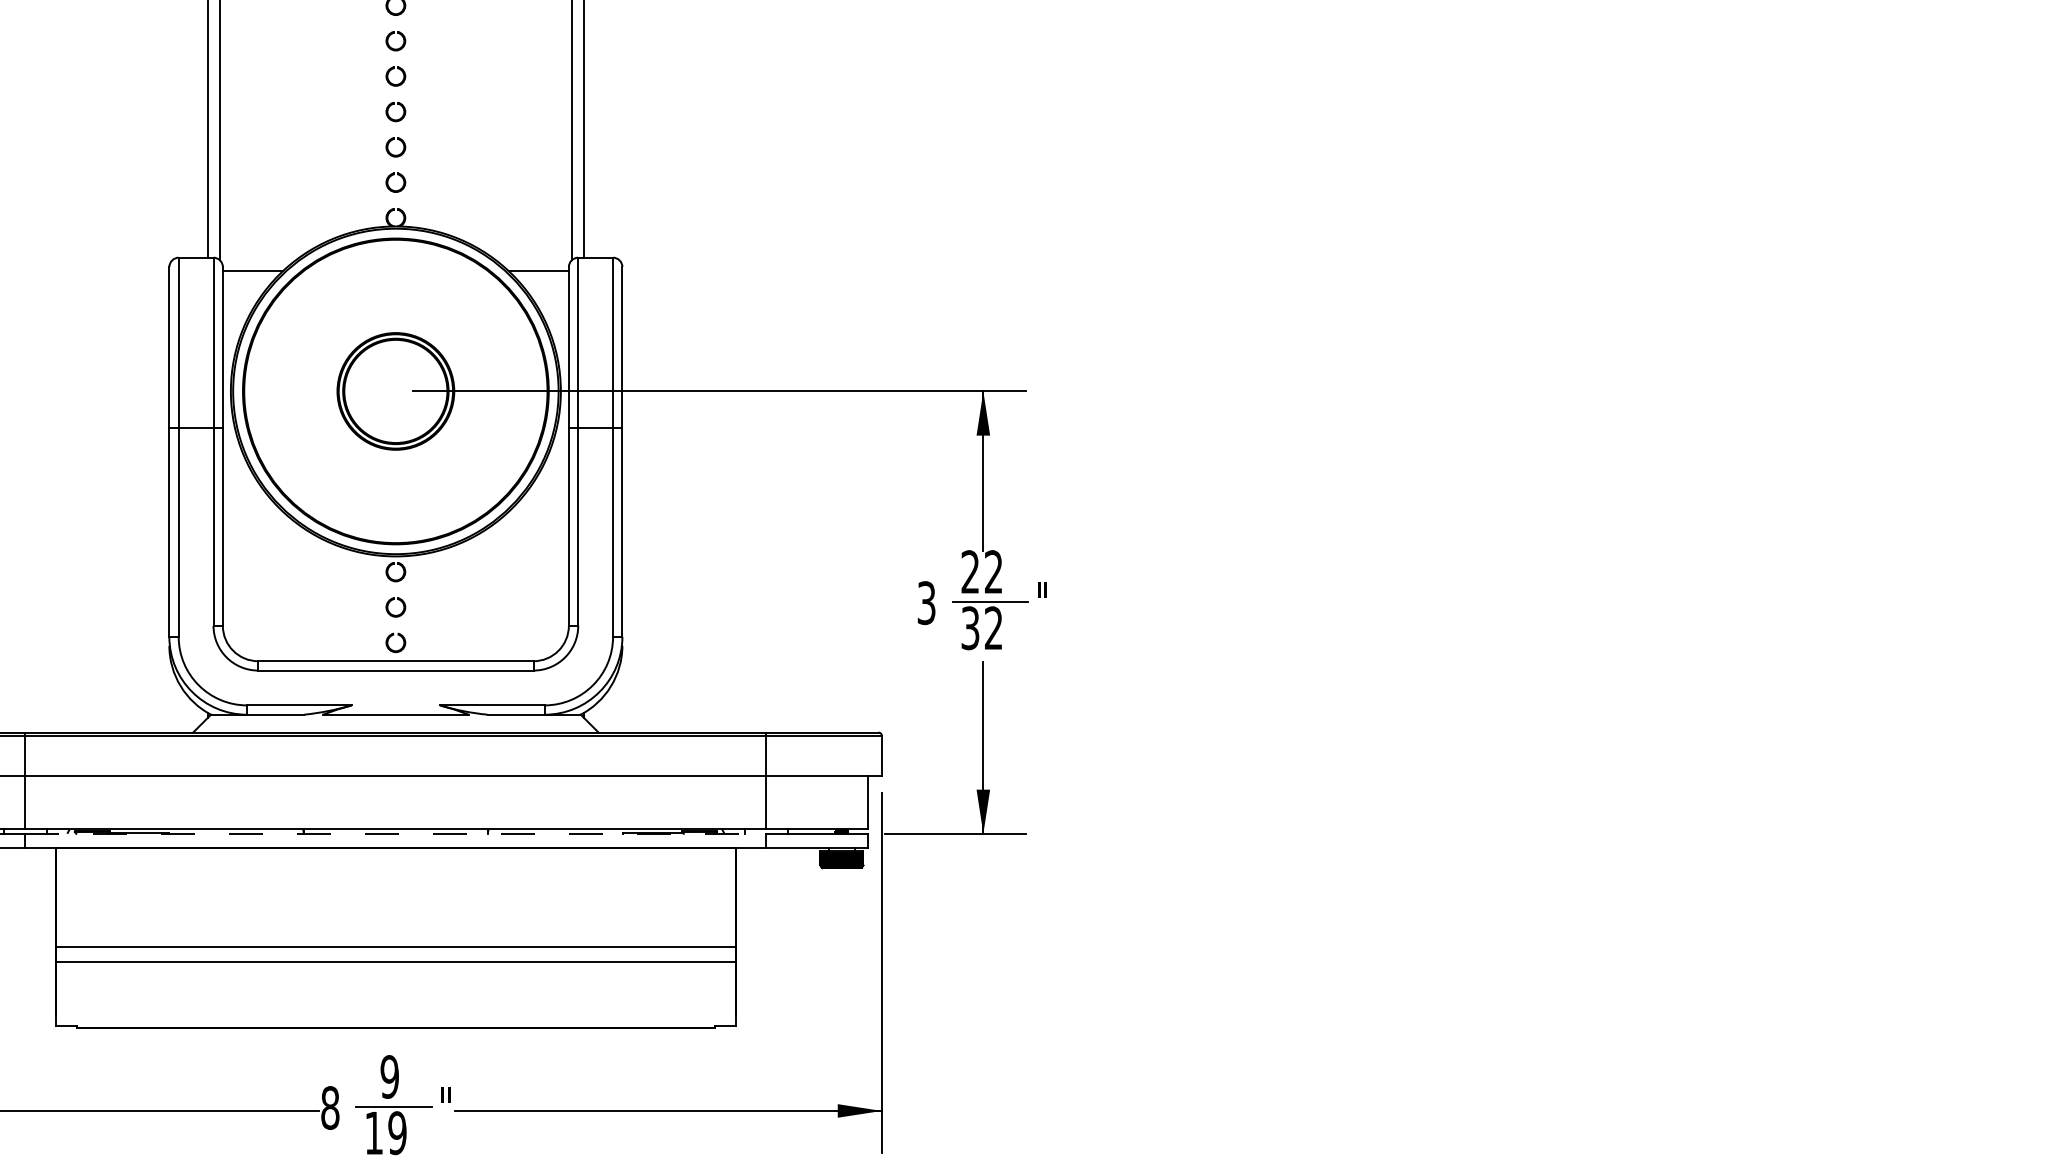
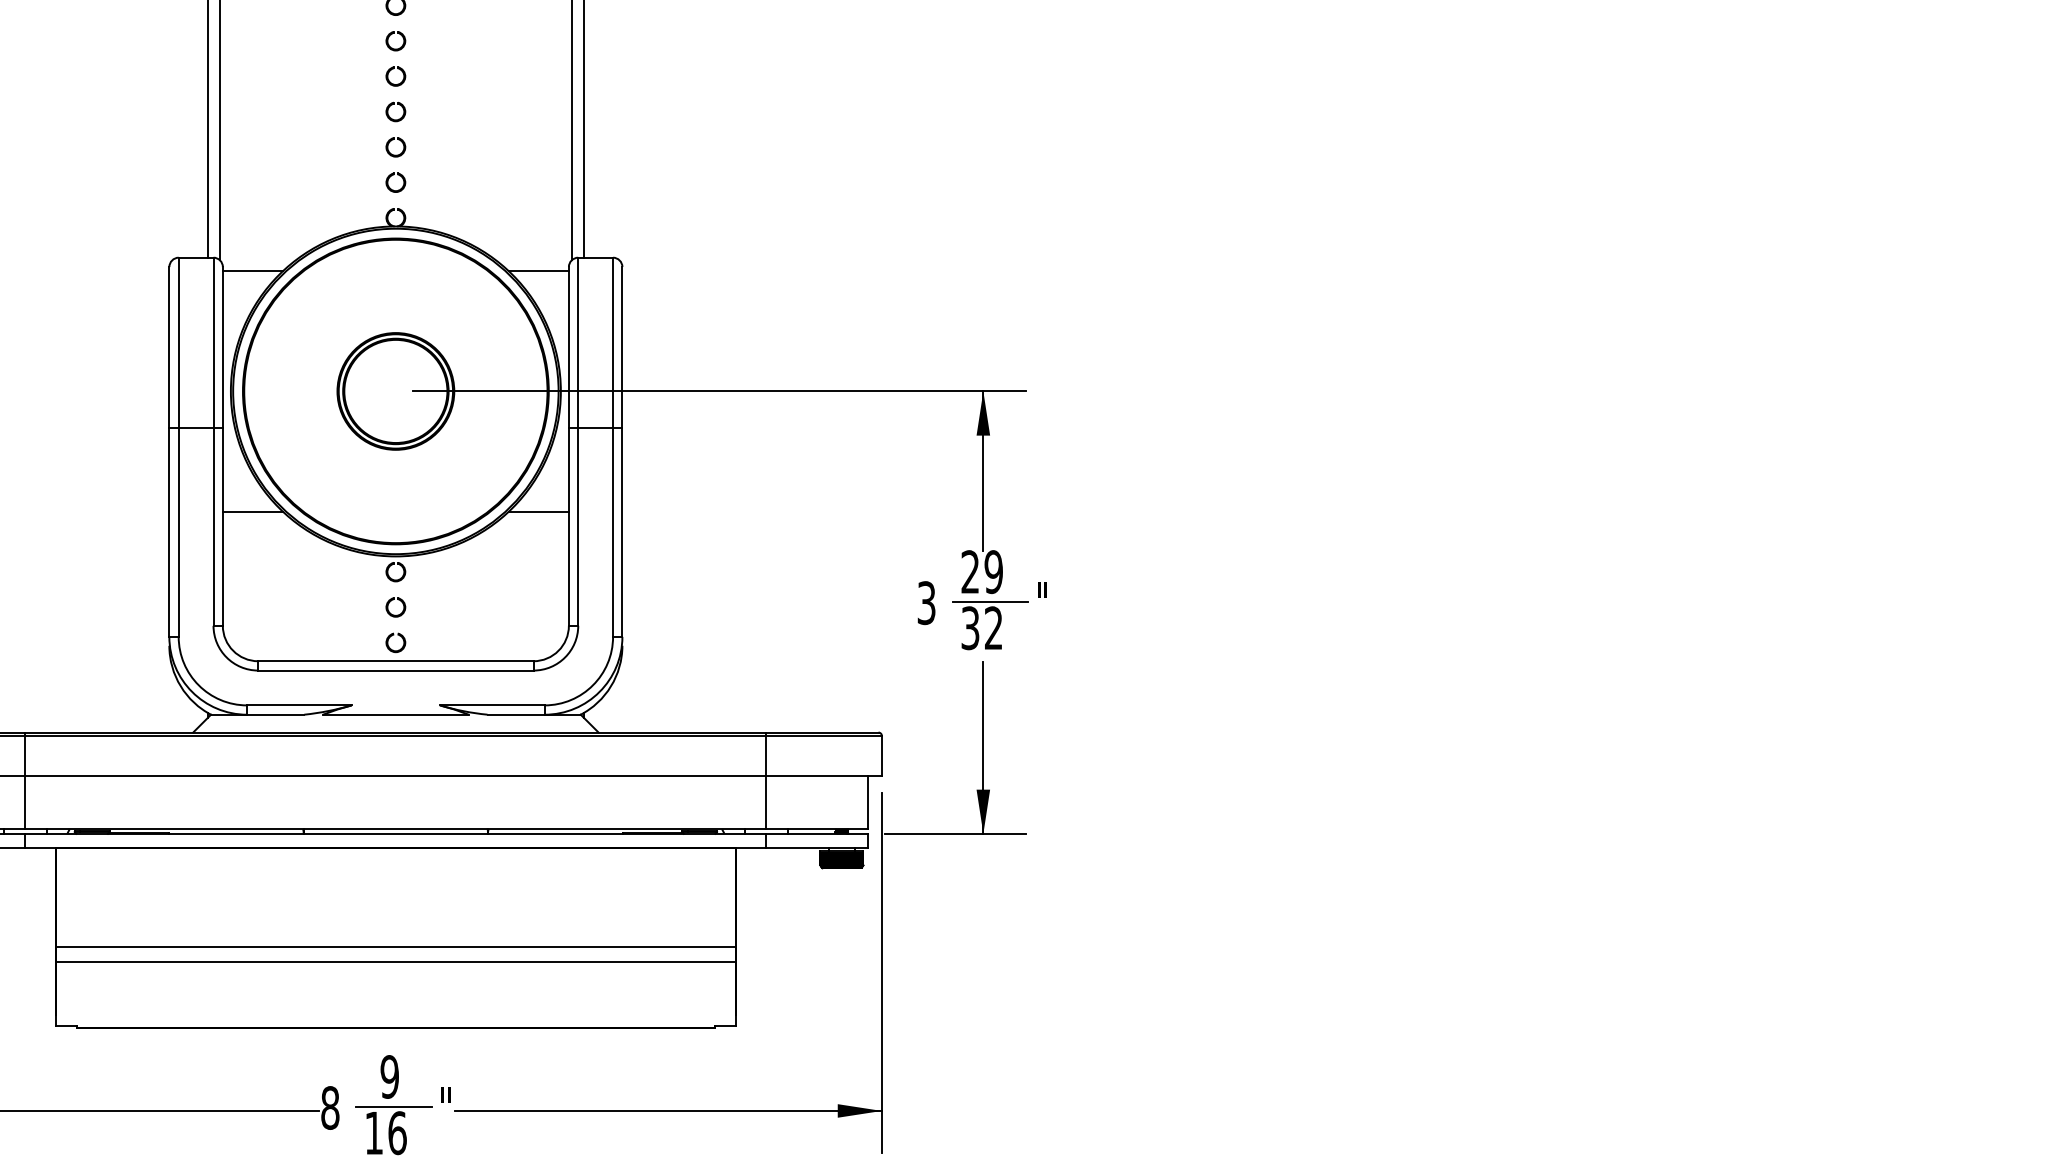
line: none -> present (252, 511)
line: none -> present (538, 511)
text: 22 -> 29 (993, 572)
line: dashed -> solid (395, 833)
text: 19 -> 16 (397, 1133)
